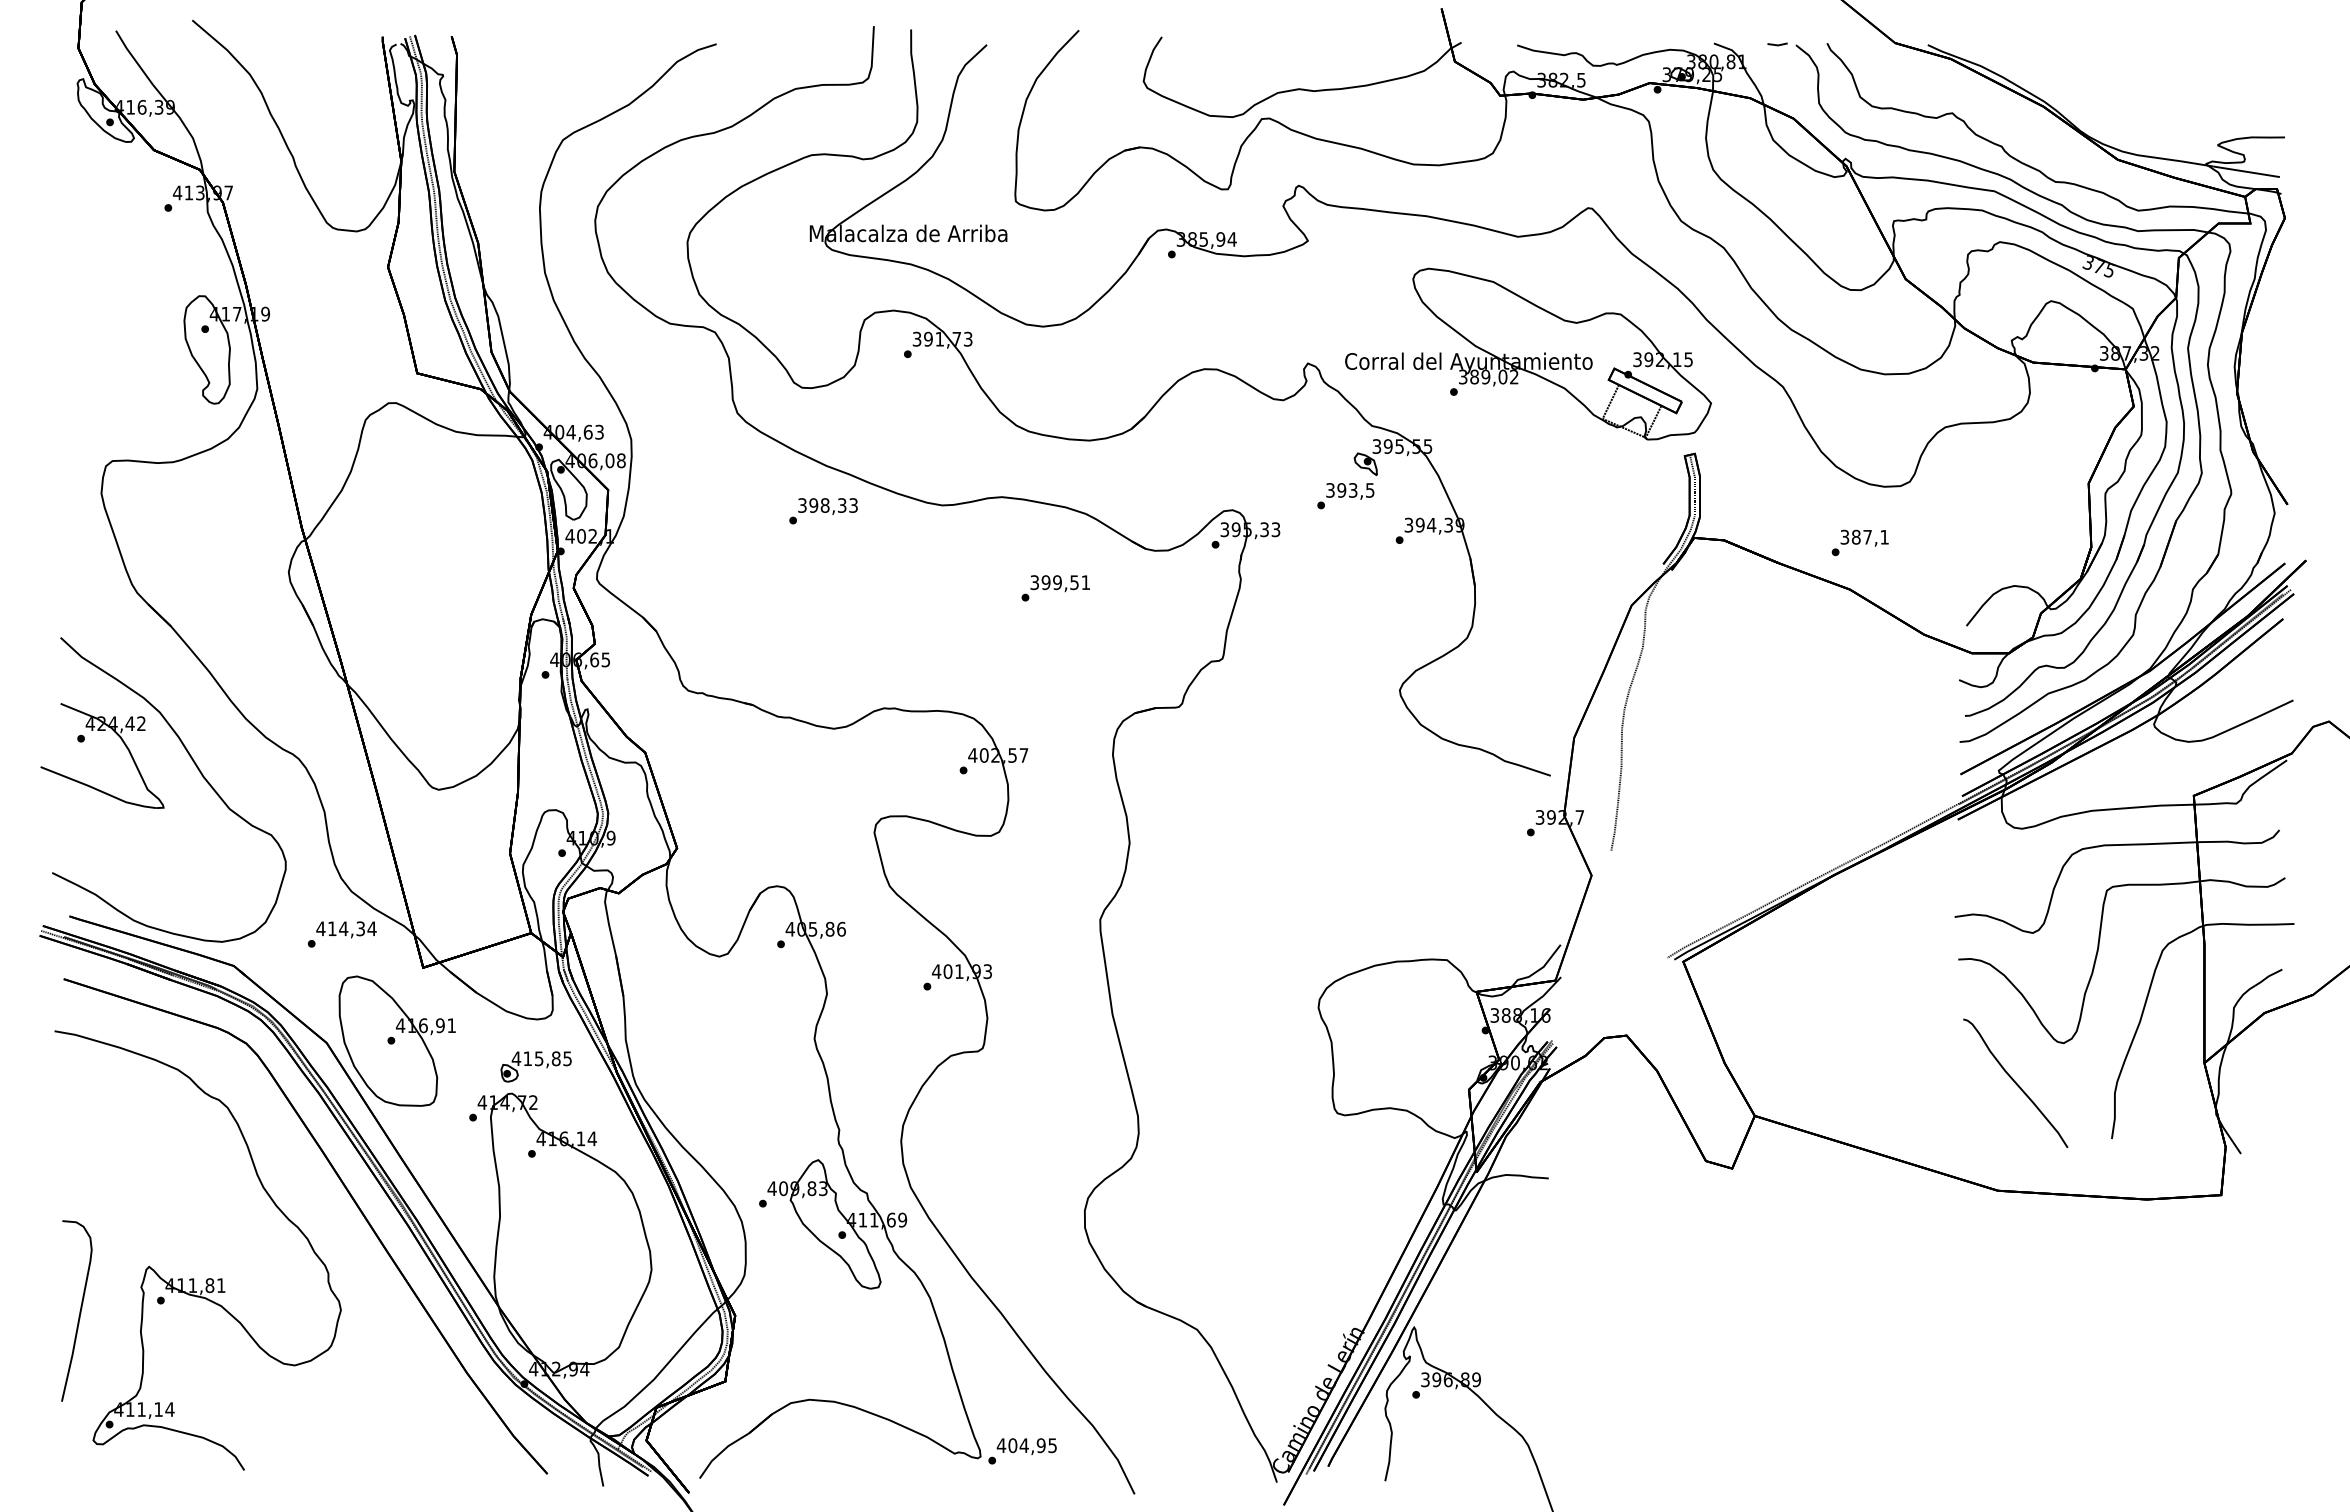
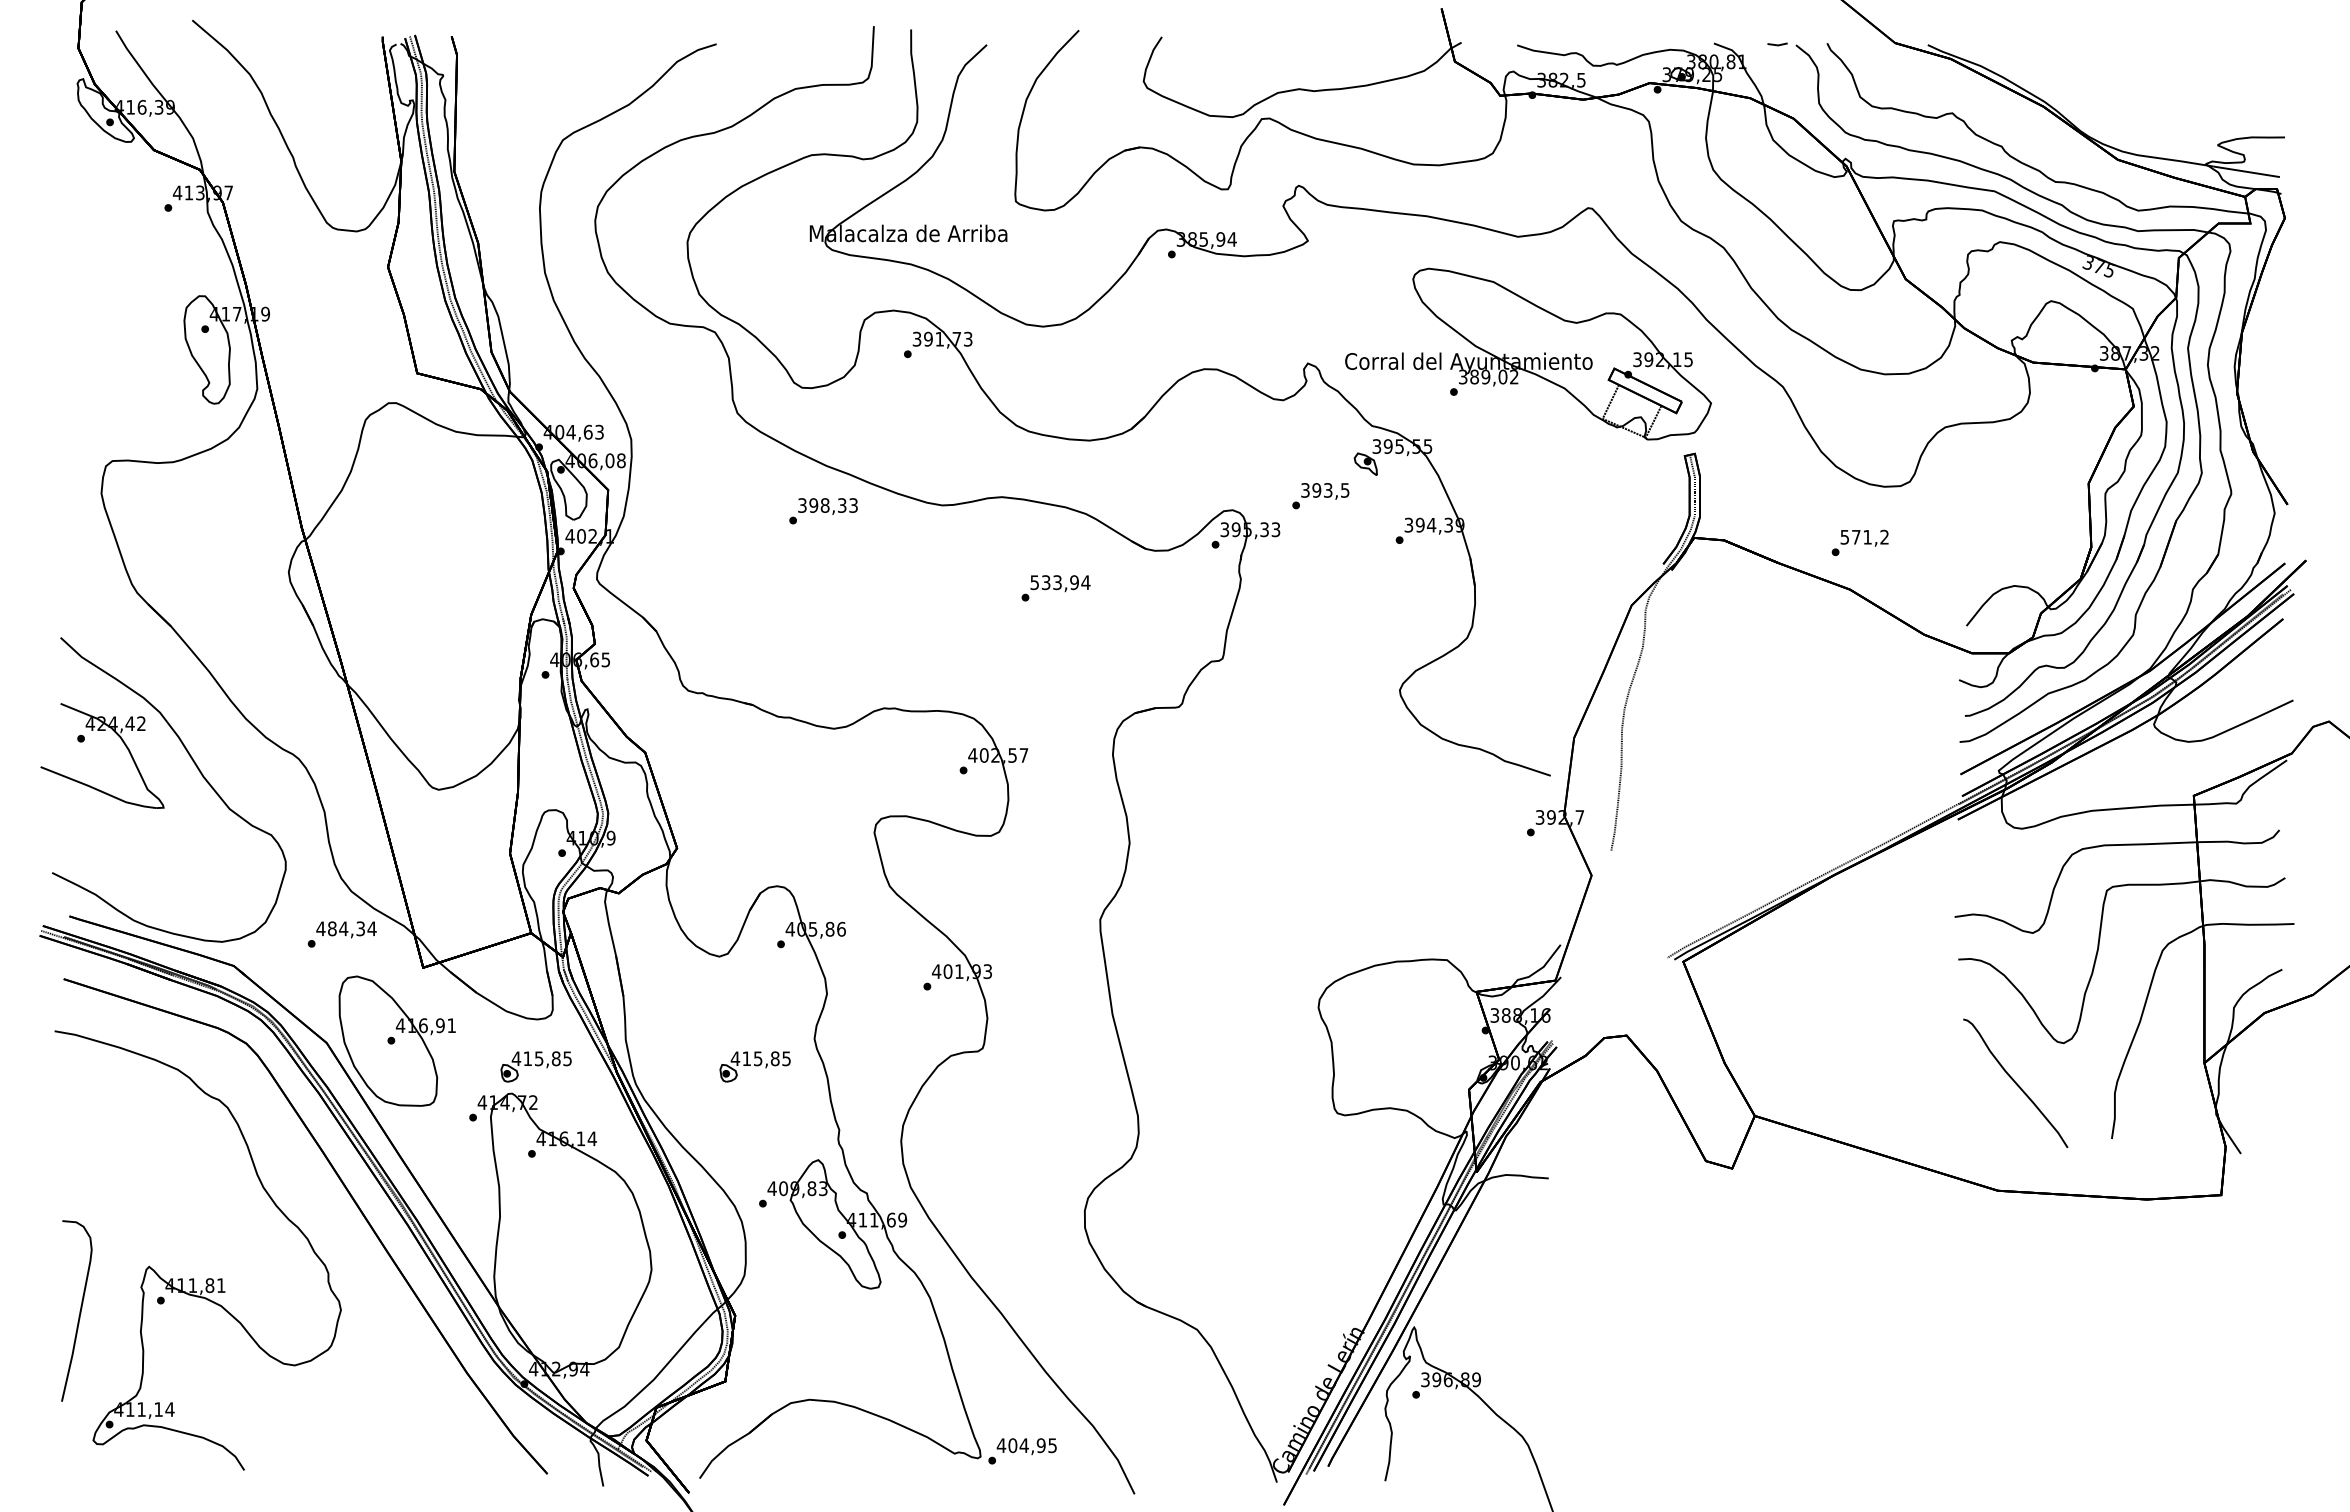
text position: (1345, 496) -> (1320, 496) (1320, 496)
text: 387,1 -> 571,2 (1864, 536)
text: 399,51 -> 533,94 (1060, 582)
text: 414,34 -> 484,34 (332, 928)
part: none -> present (754, 1066)
